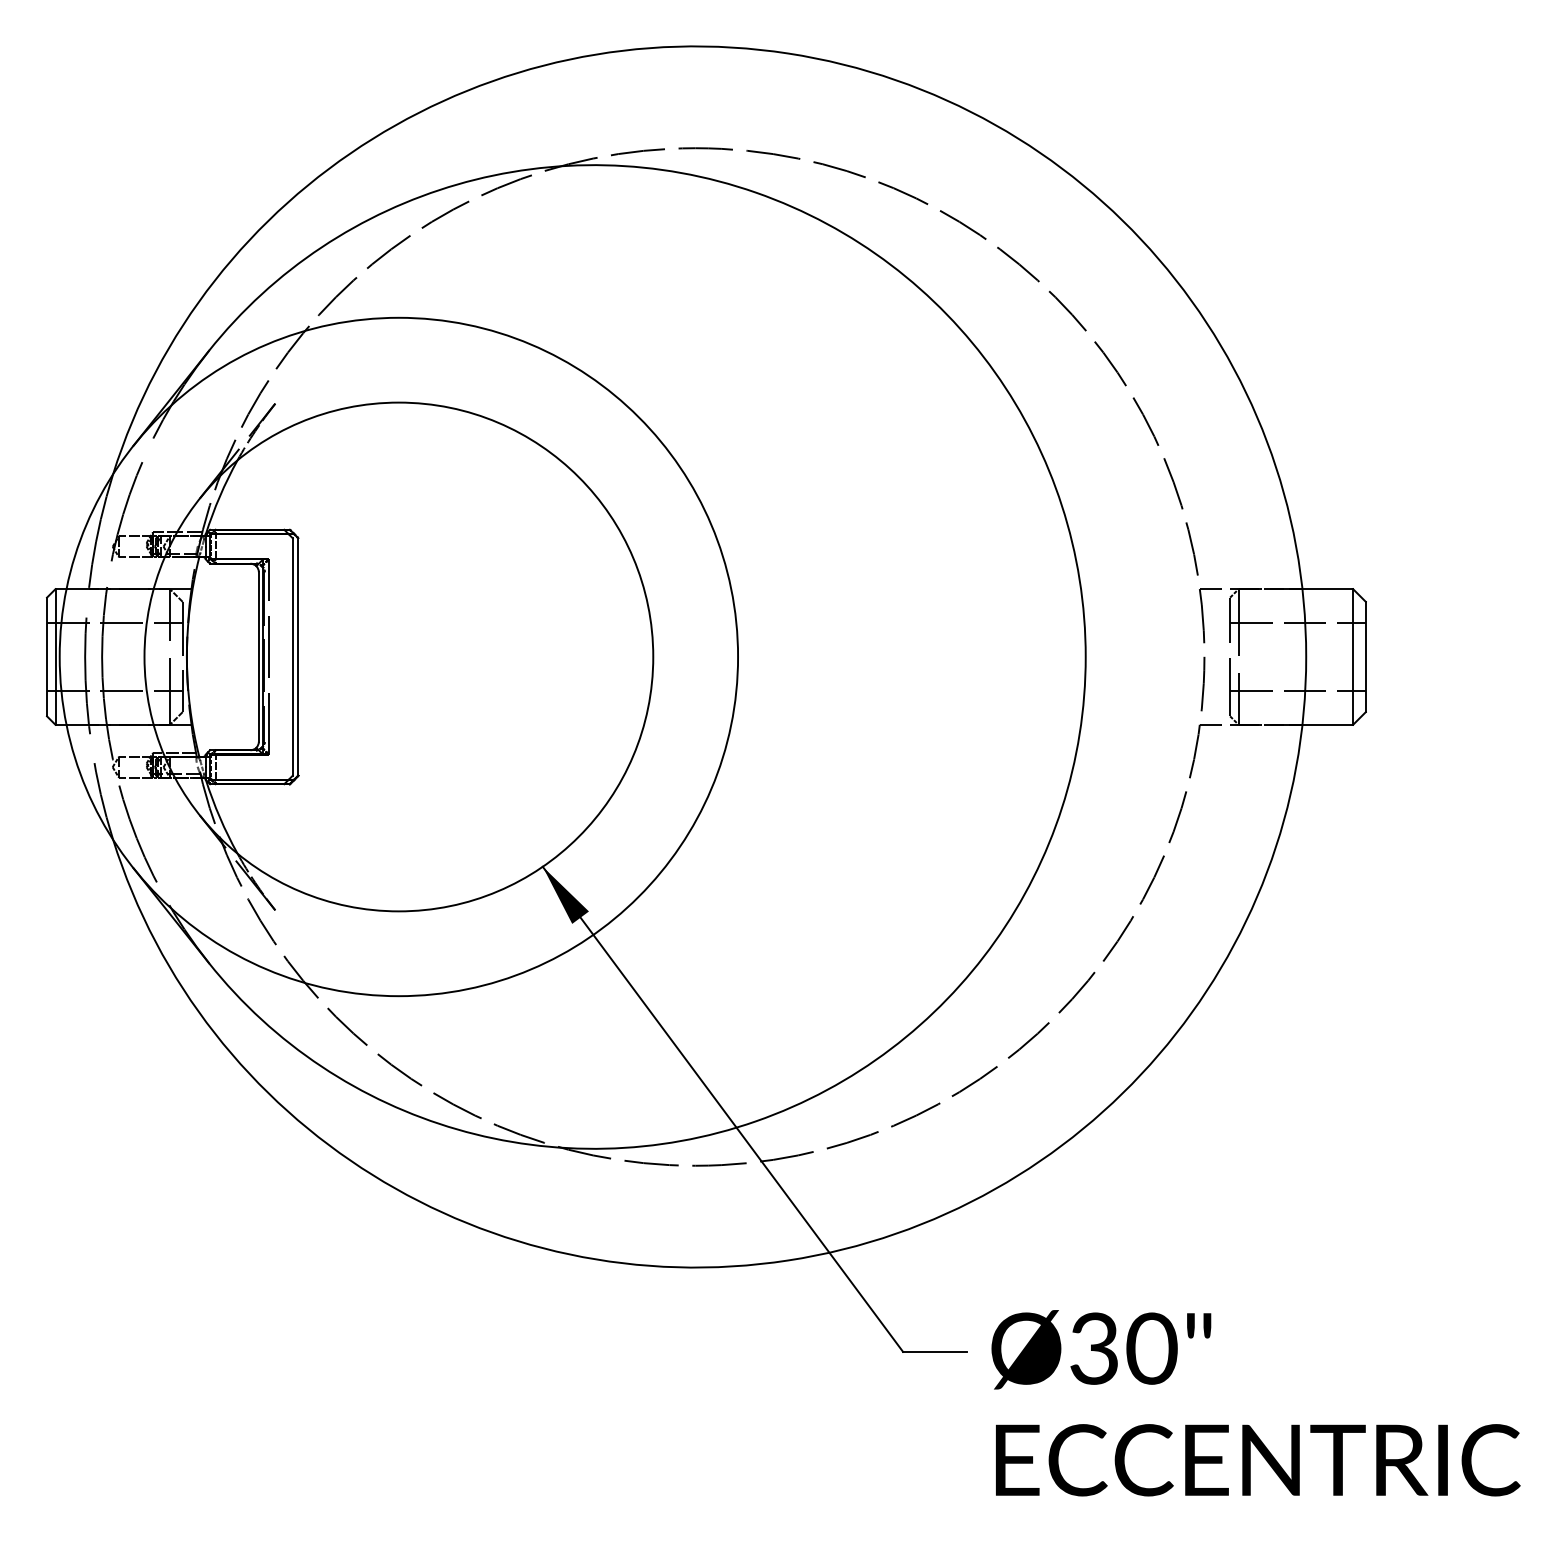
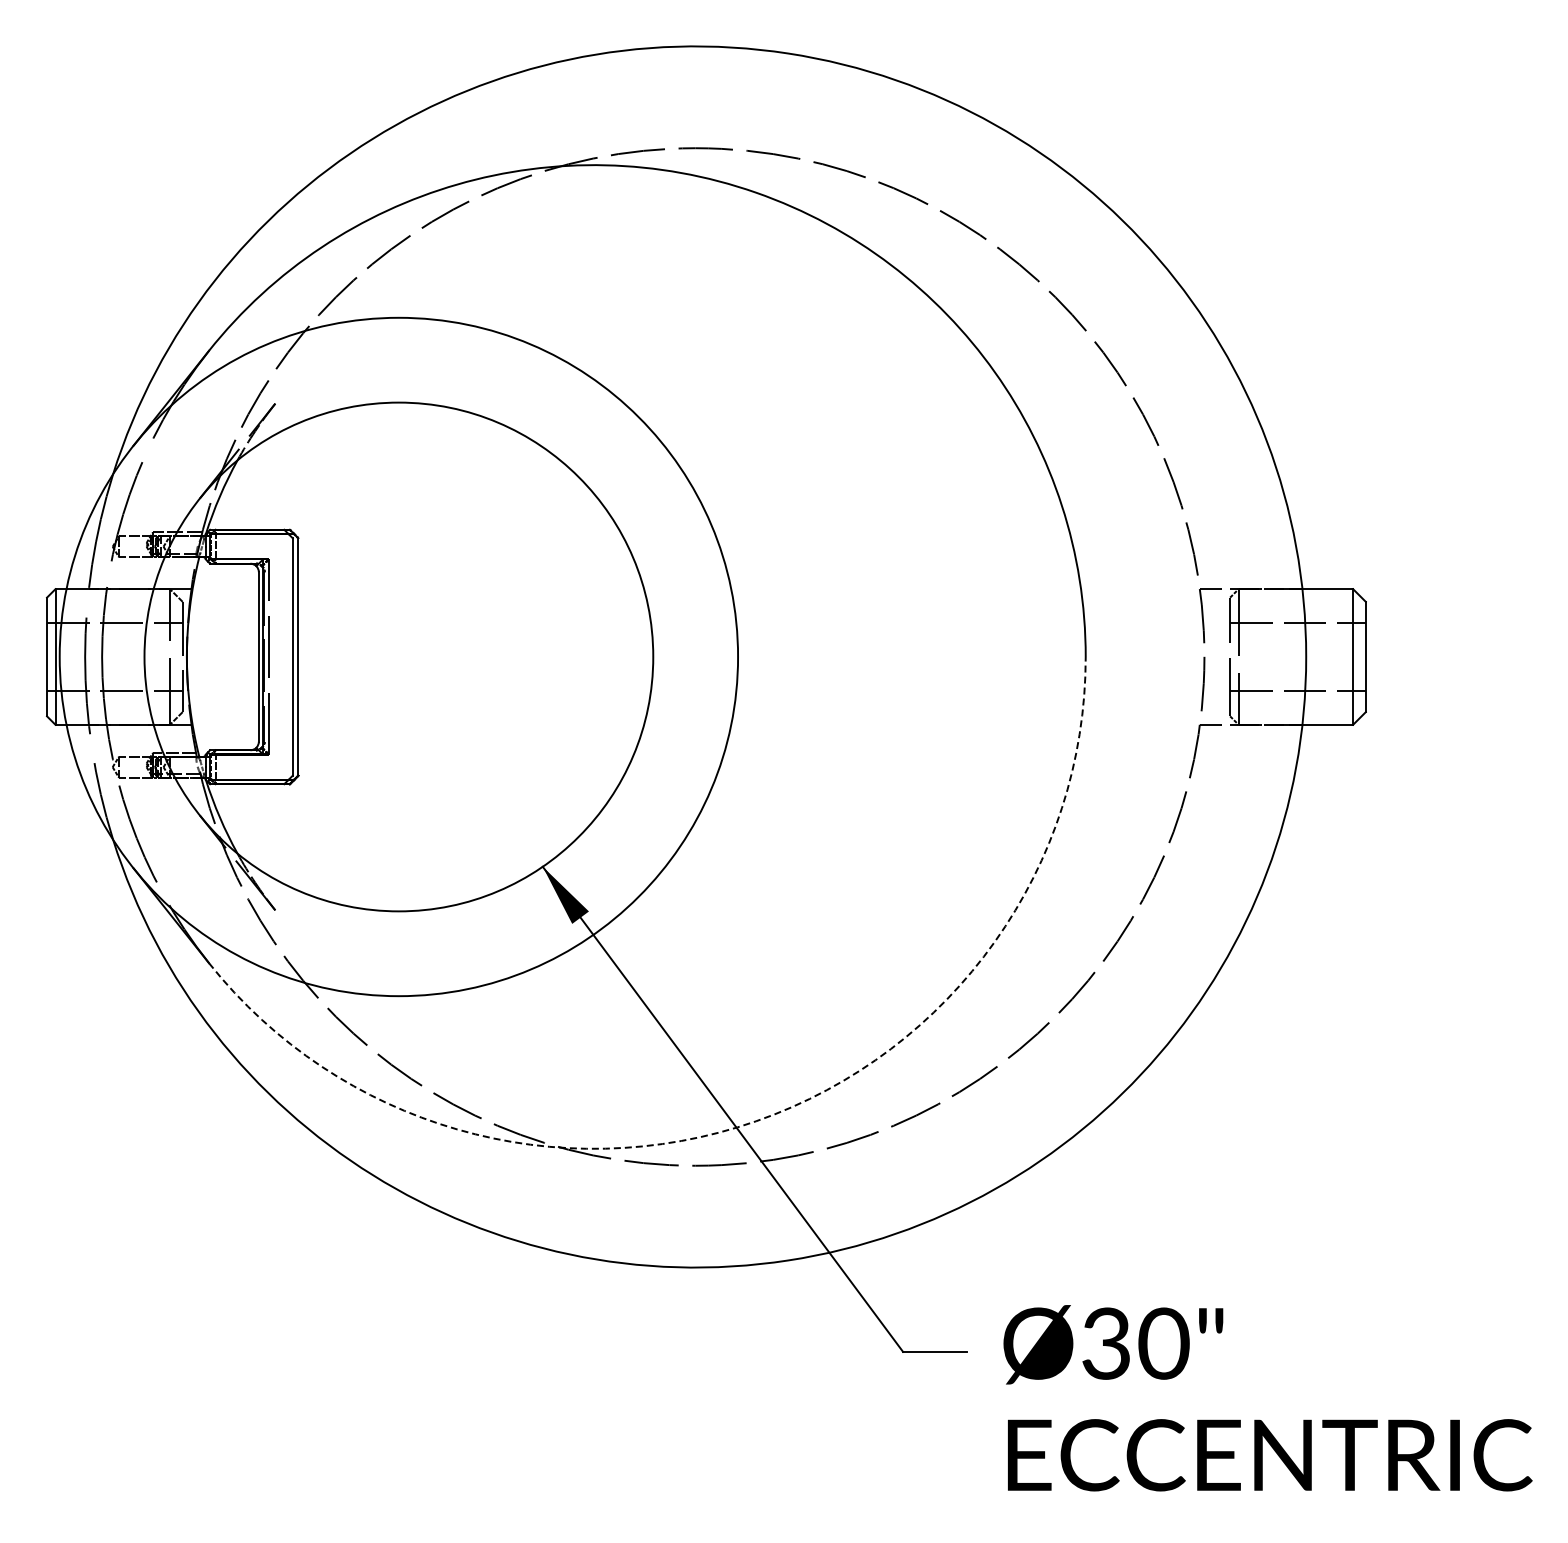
arc: solid -> dashed (756, 1121)
text position: (1255, 1403) -> (1267, 1398) (1267, 1398)
